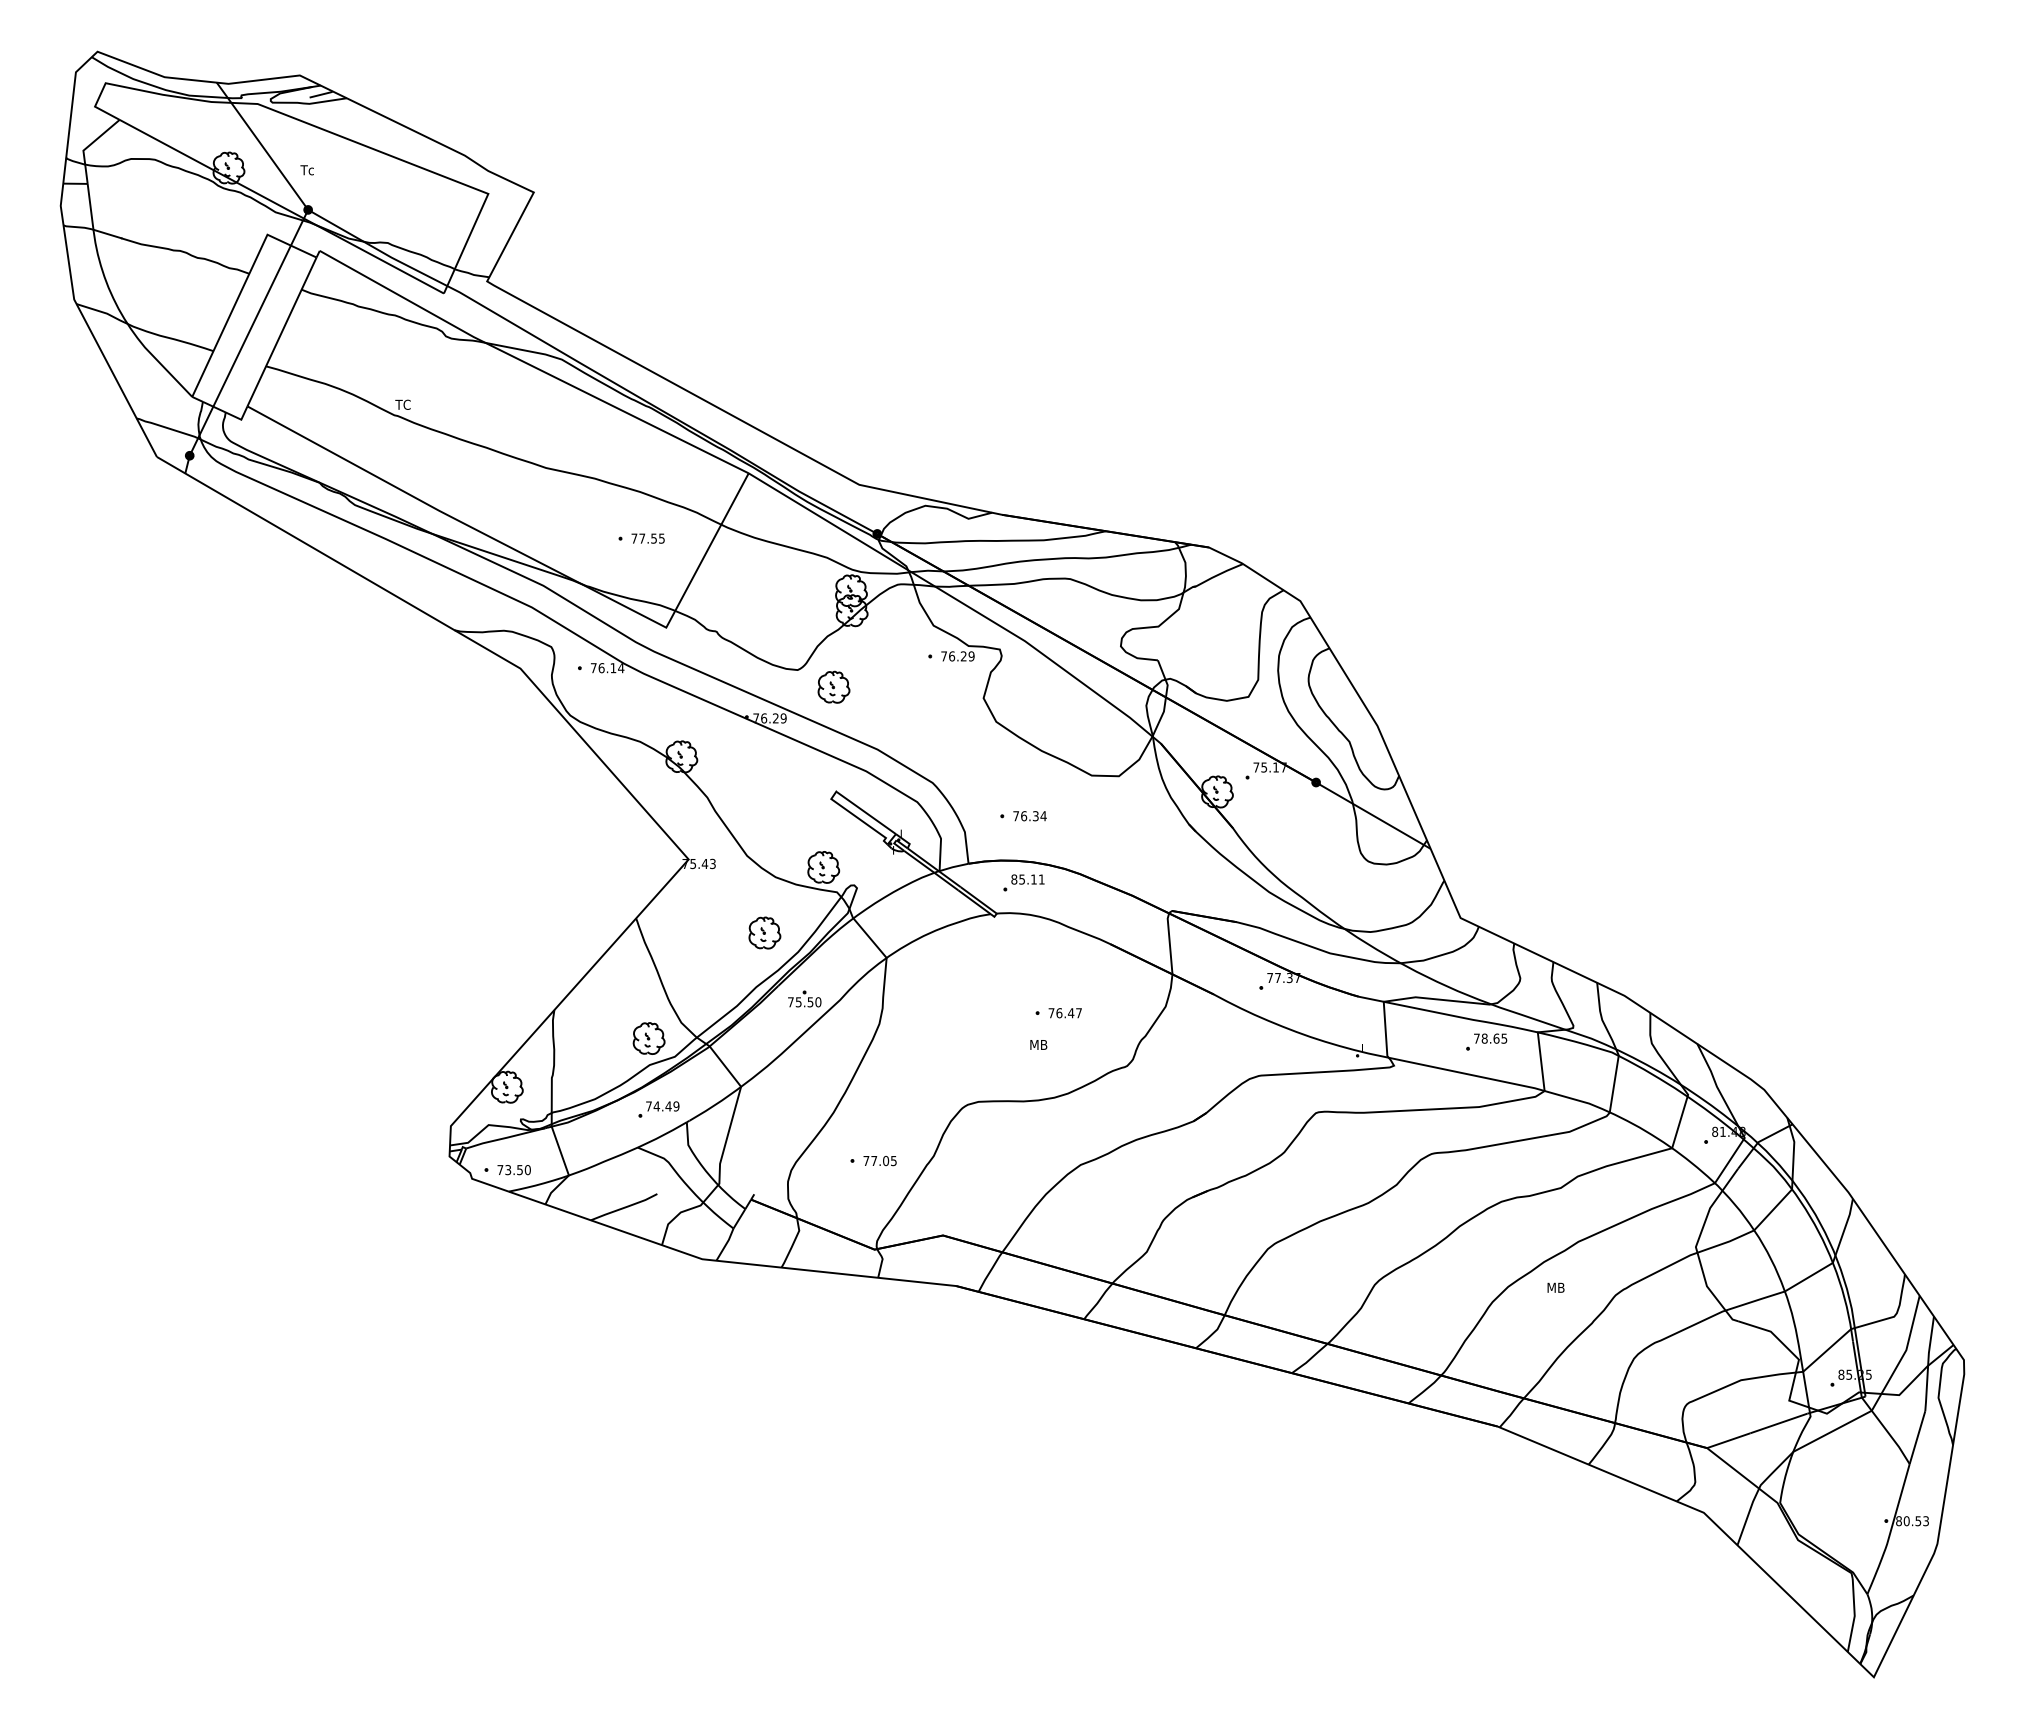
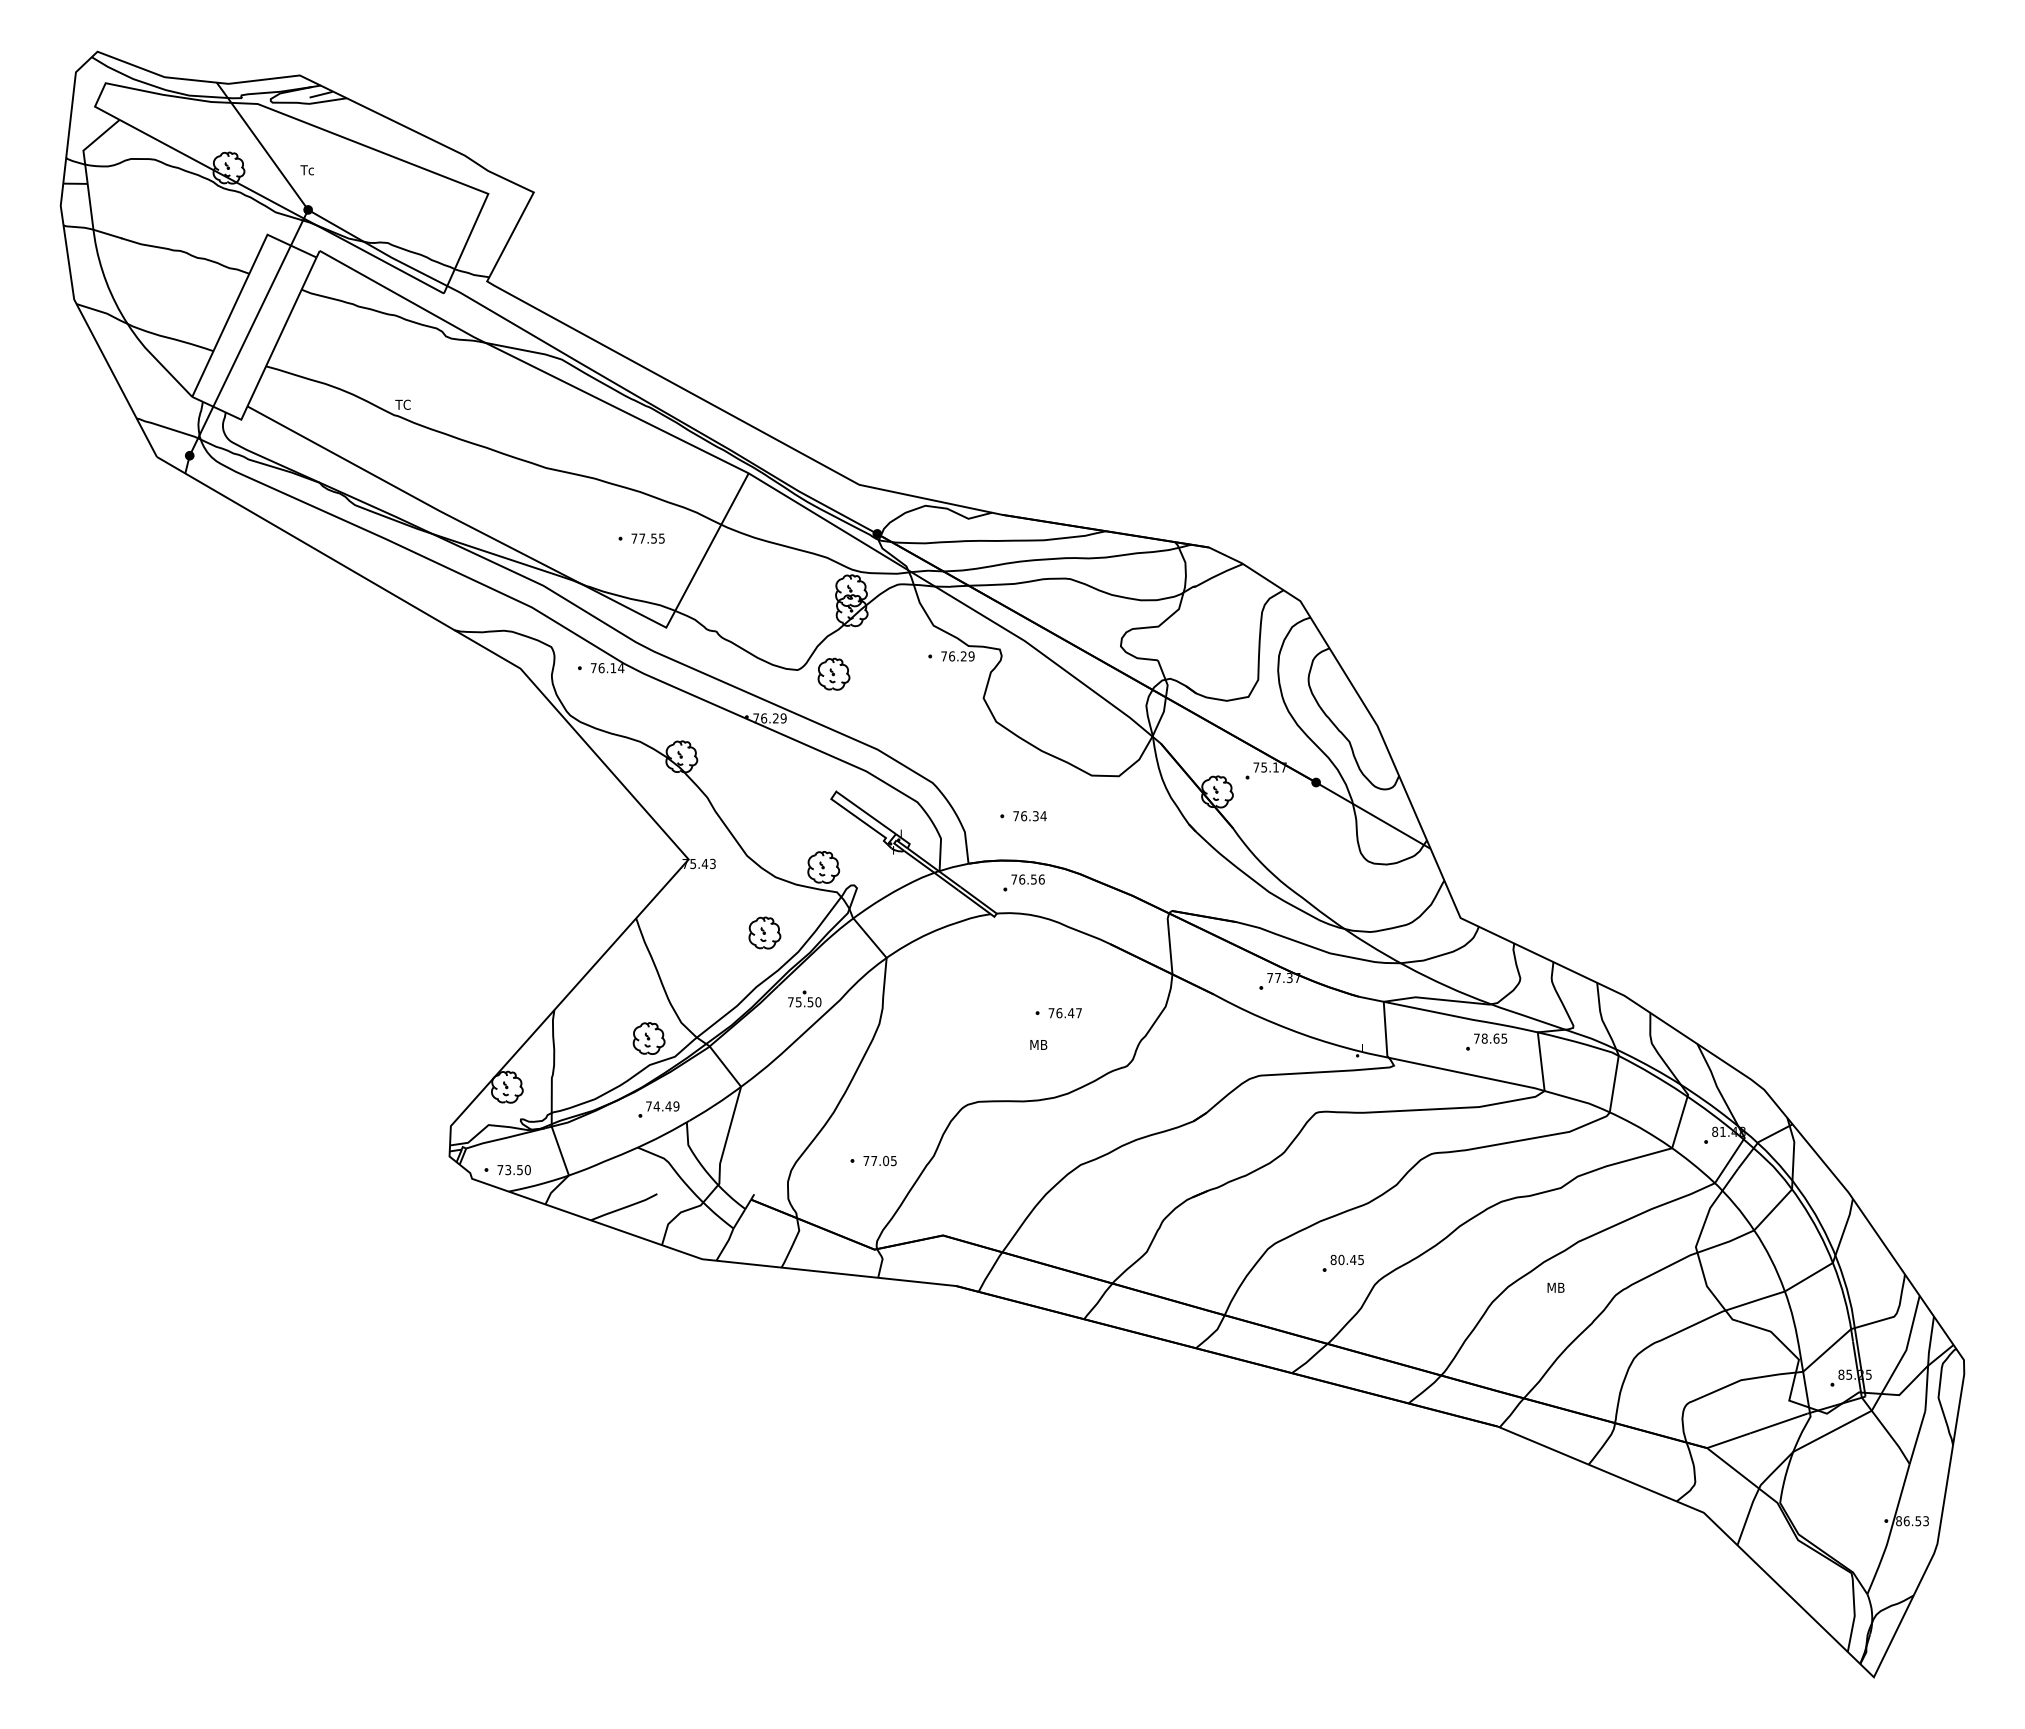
part position: (833, 686) -> (833, 673) (833, 673)
text: 85.11 -> 76.56 (1027, 879)
part: none -> present (1342, 1262)
text: 80.53 -> 86.53 (1906, 1520)
